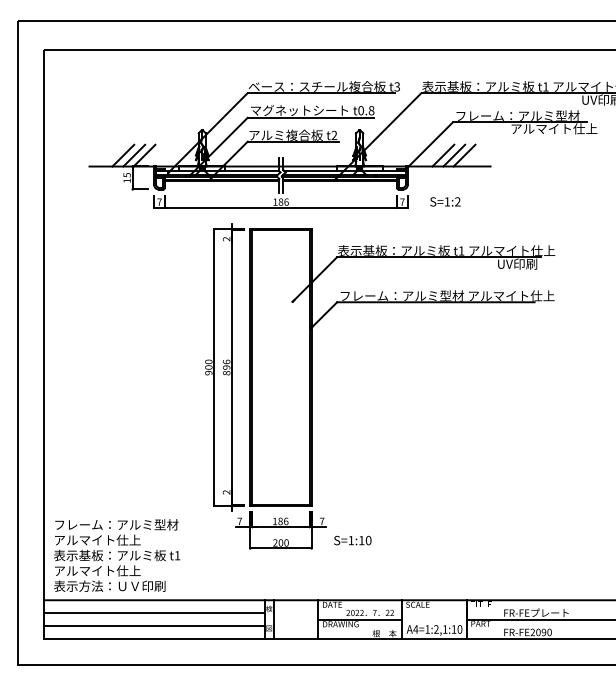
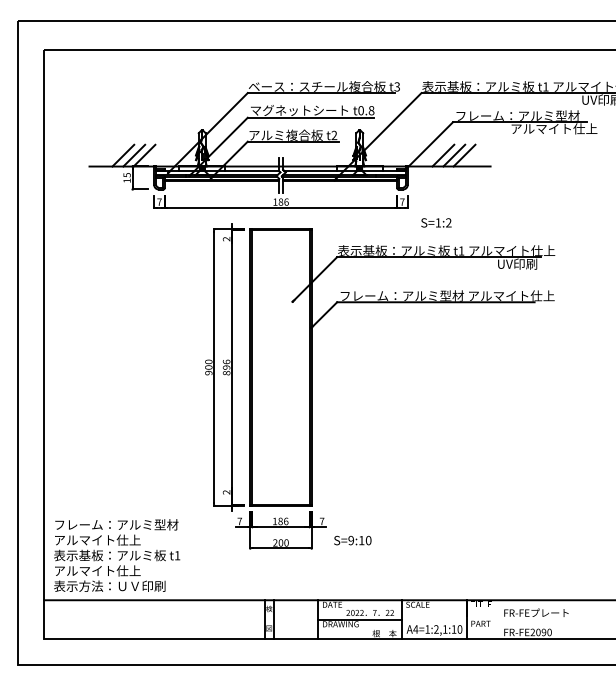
text position: (445, 201) -> (436, 222) (436, 222)
text: S=1:10 -> S=9:10 (350, 540)
line: present -> none (154, 613)
line: present -> none (539, 619)
line: present -> none (154, 626)
